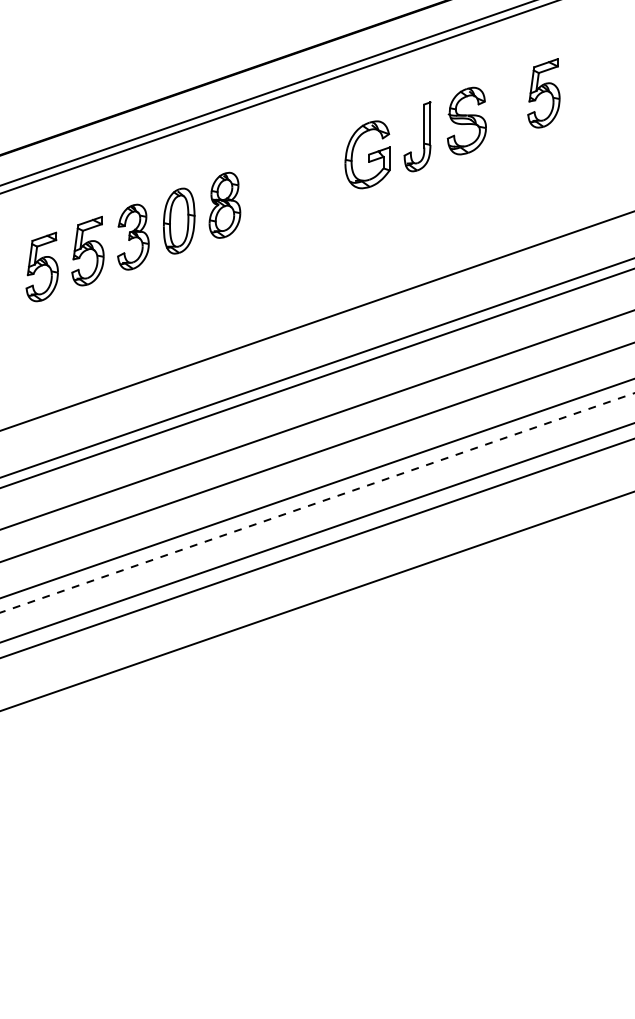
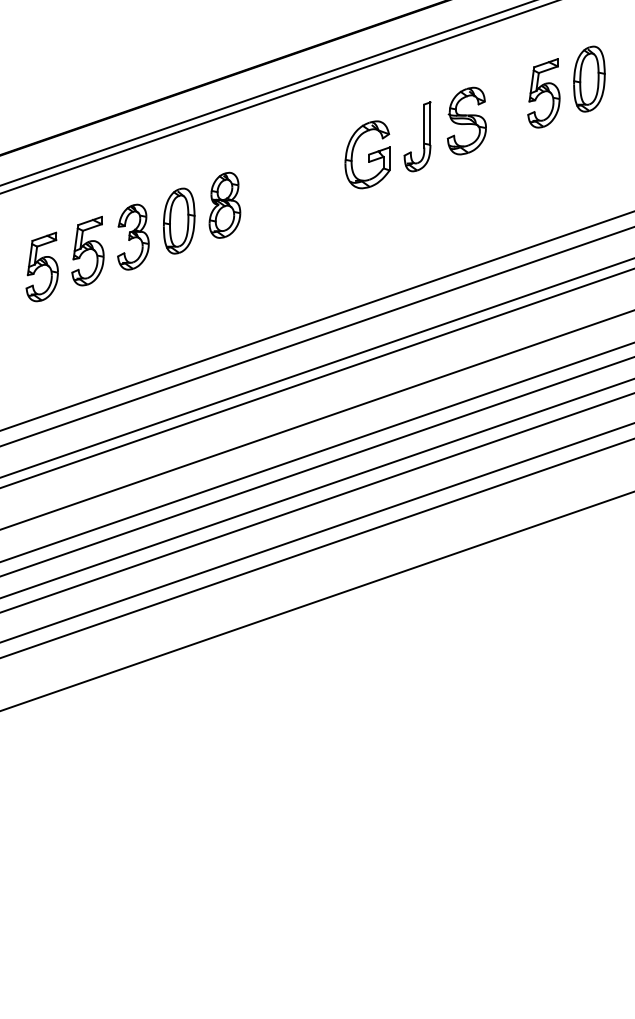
part: none -> present (589, 78)
line: none -> present (316, 336)
line: none -> present (316, 466)
line: dashed -> solid (316, 503)
